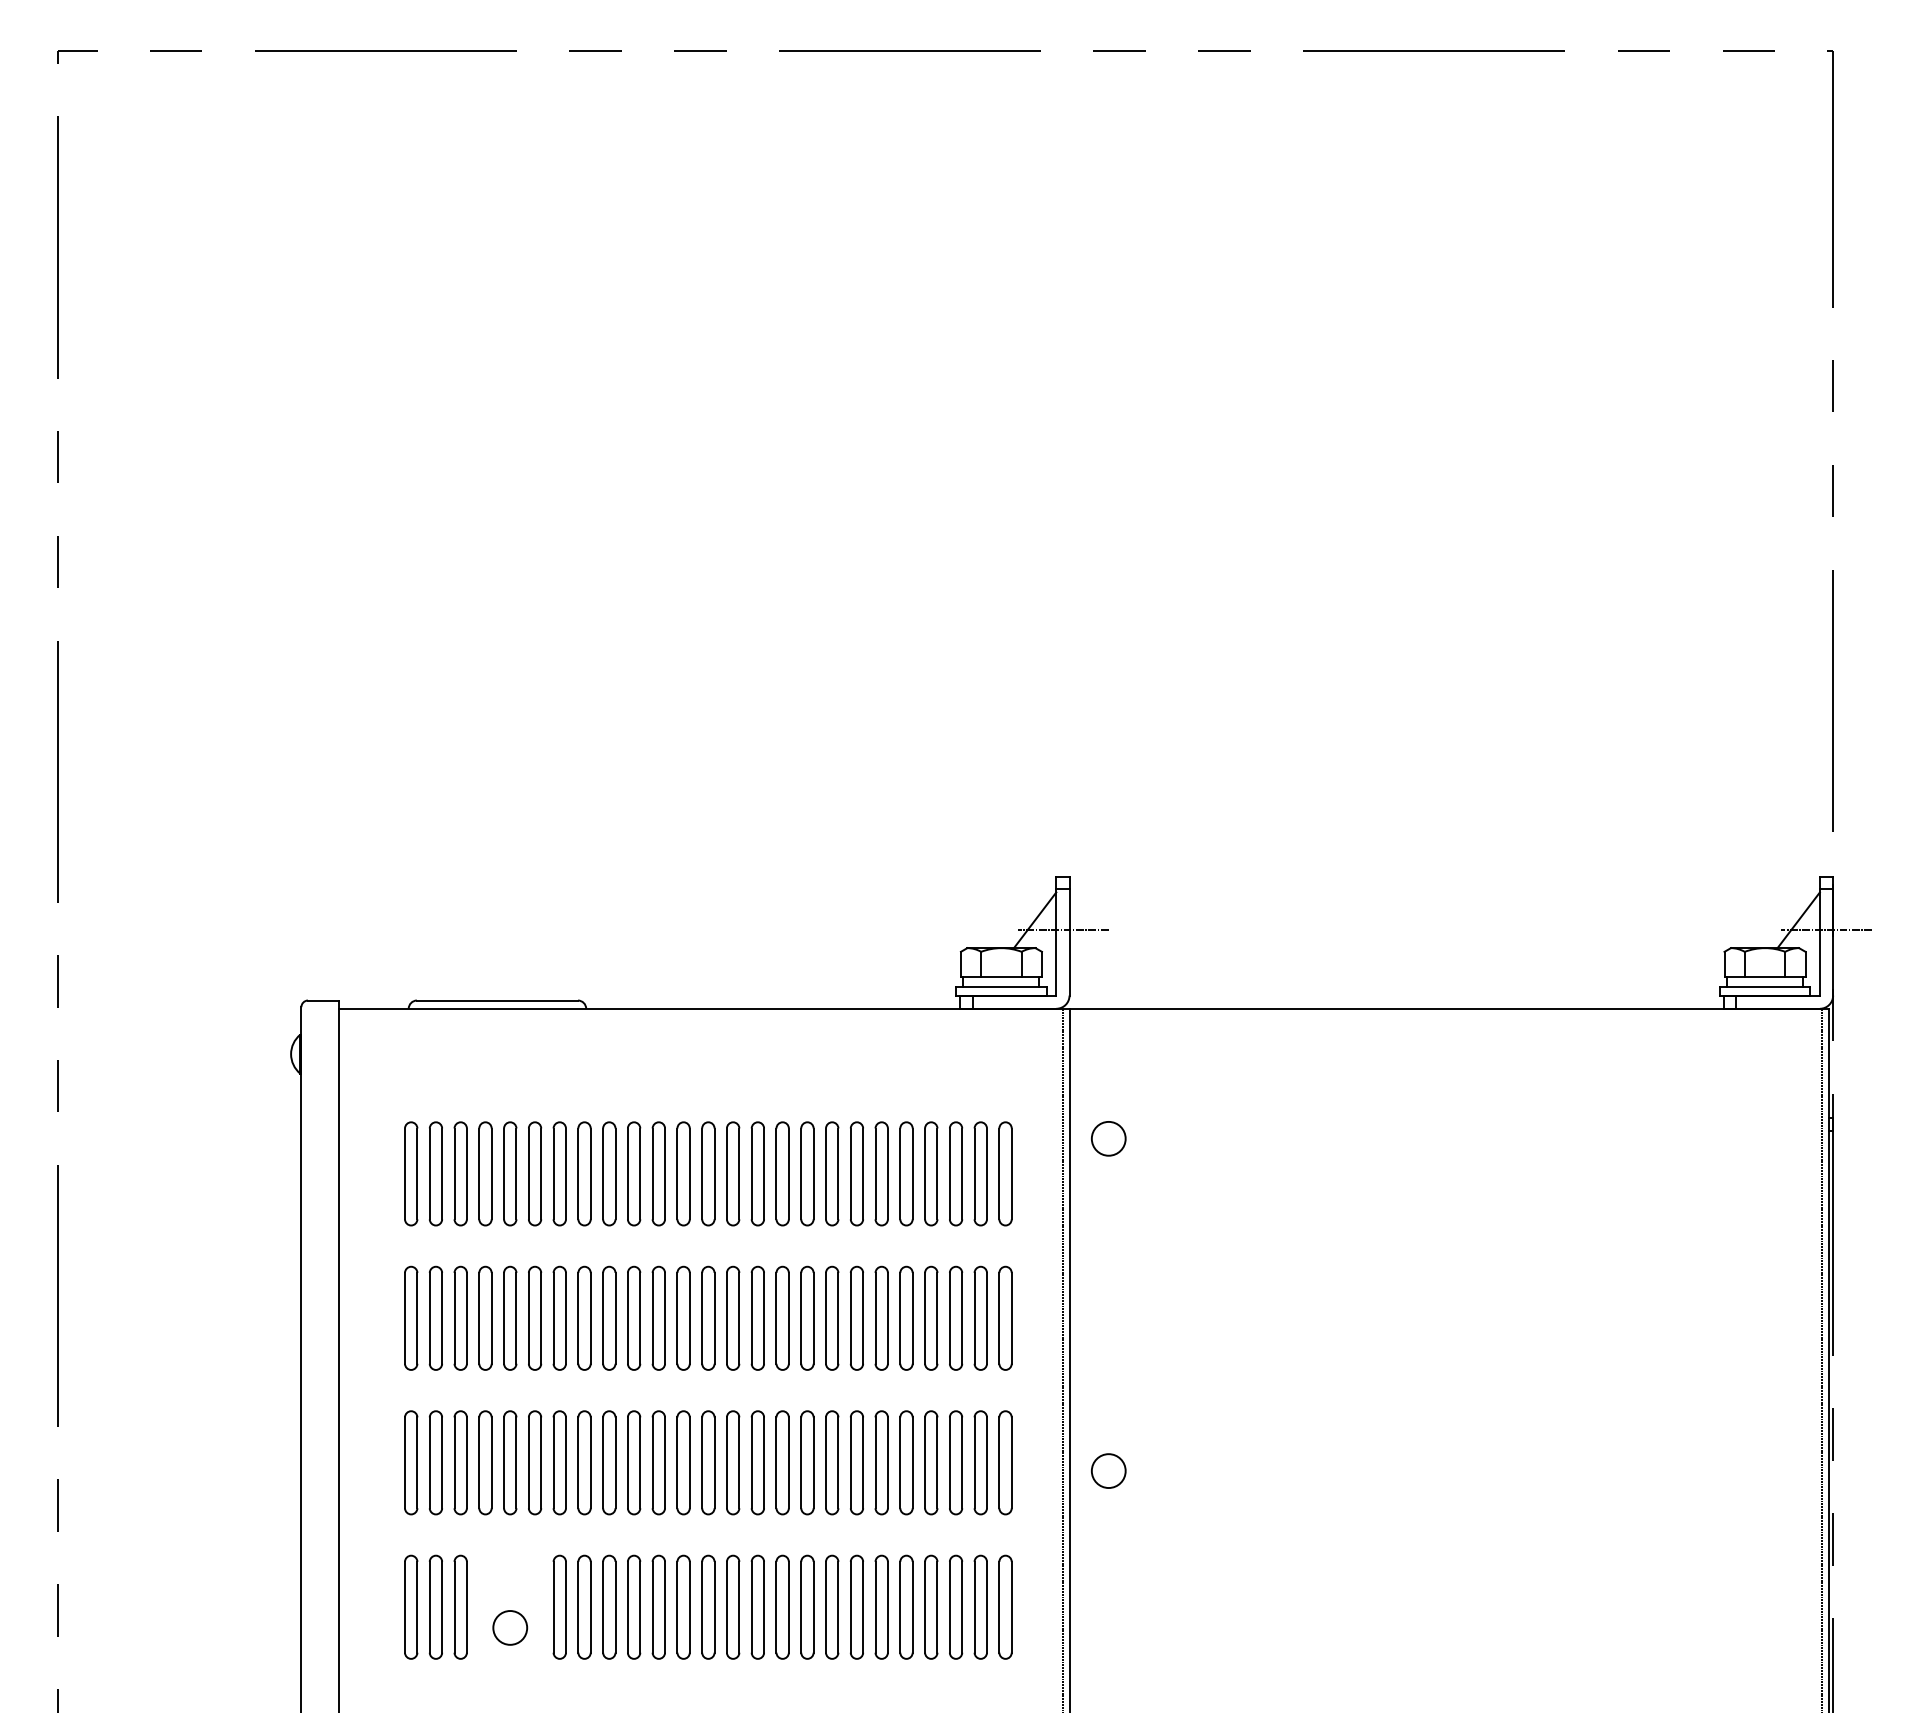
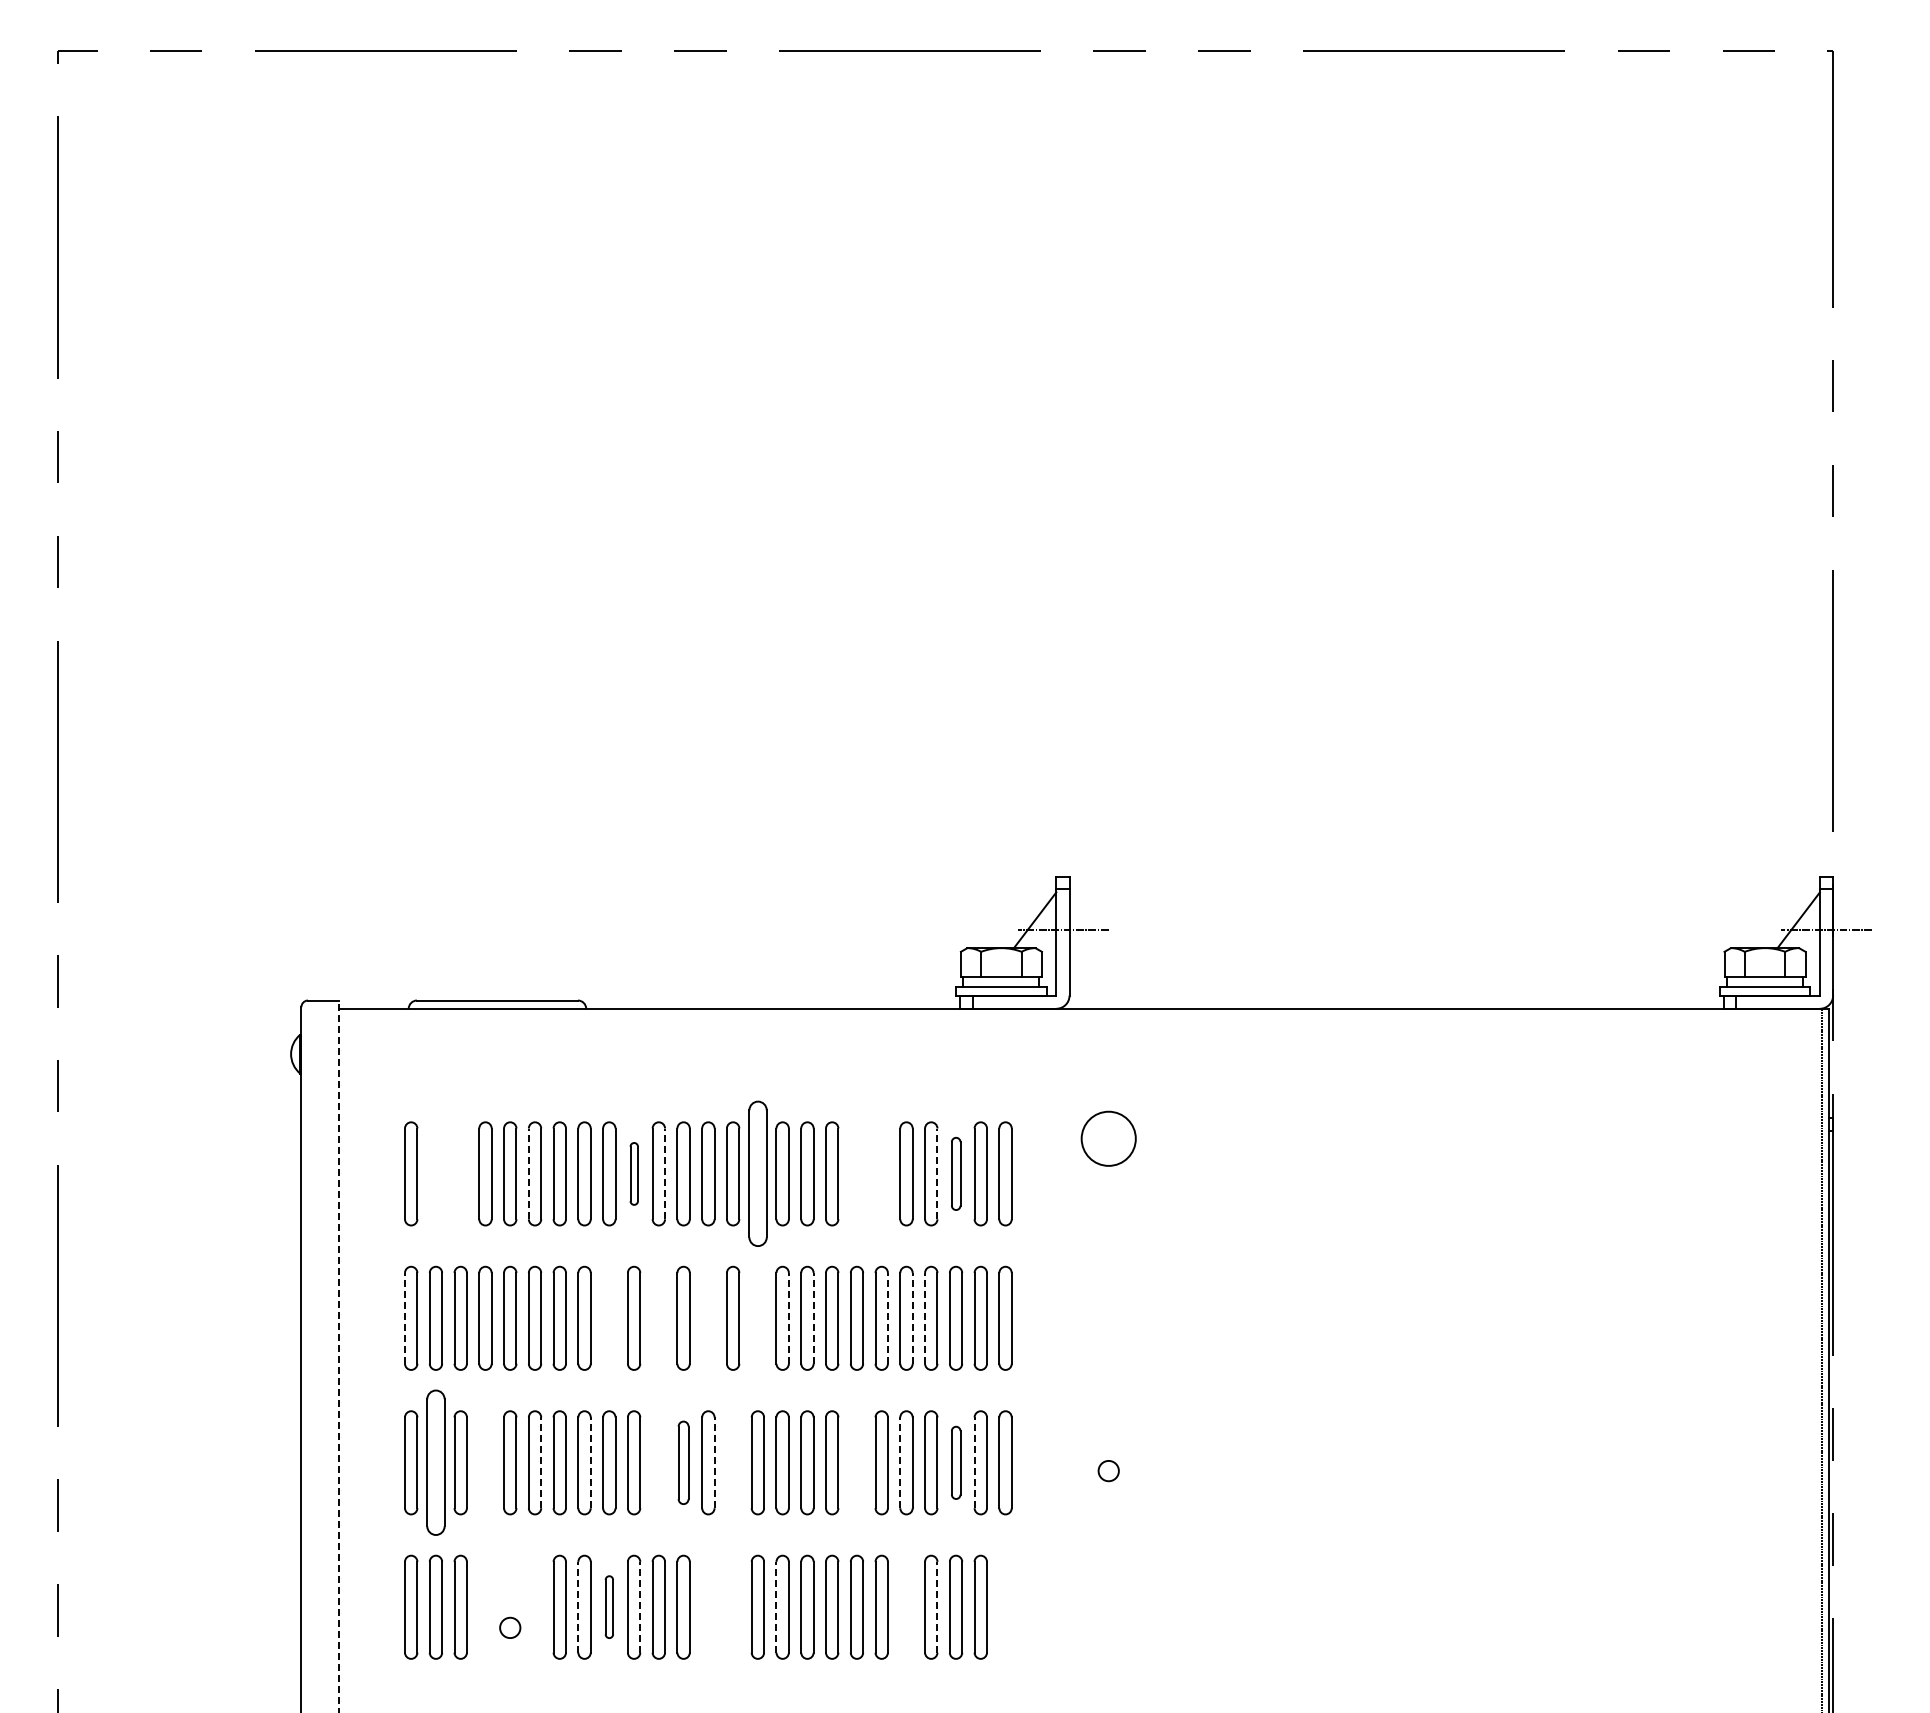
circle diameter: 34 px -> 54 px (1108, 1138)
part: present -> none (435, 1173)
part: present -> none (460, 1173)
line: solid -> dashed (528, 1173)
part size: 15x106 px -> 10x64 px (633, 1173)
line: solid -> dashed (665, 1173)
part size: 15x106 px -> 20x147 px (757, 1173)
part: present -> none (856, 1173)
part: present -> none (881, 1173)
line: solid -> dashed (937, 1173)
part size: 15x106 px -> 11x75 px (956, 1173)
line: solid -> dashed (405, 1317)
part: present -> none (609, 1317)
part: present -> none (658, 1317)
part: present -> none (708, 1317)
part: present -> none (757, 1317)
line: solid -> dashed (788, 1317)
line: solid -> dashed (813, 1317)
line: solid -> dashed (887, 1317)
line: solid -> dashed (912, 1317)
line: solid -> dashed (925, 1317)
line: solid -> dashed (338, 1356)
line: present -> none (1062, 1358)
line: present -> none (1069, 1358)
part size: 14x106 px -> 20x147 px (435, 1462)
part: present -> none (485, 1462)
line: solid -> dashed (541, 1462)
line: solid -> dashed (590, 1462)
part: present -> none (658, 1462)
part size: 15x106 px -> 13x85 px (683, 1462)
line: solid -> dashed (714, 1462)
part: present -> none (733, 1462)
part: present -> none (856, 1462)
line: solid -> dashed (900, 1462)
part size: 15x106 px -> 11x75 px (956, 1462)
line: solid -> dashed (974, 1462)
circle diameter: 34 px -> 20 px (1108, 1470)
line: solid -> dashed (578, 1606)
part size: 15x106 px -> 10x64 px (608, 1606)
line: solid -> dashed (640, 1606)
part: present -> none (708, 1606)
part: present -> none (733, 1606)
line: solid -> dashed (776, 1606)
part: present -> none (906, 1606)
line: solid -> dashed (937, 1606)
part: present -> none (1005, 1606)
circle diameter: 34 px -> 20 px (510, 1627)
